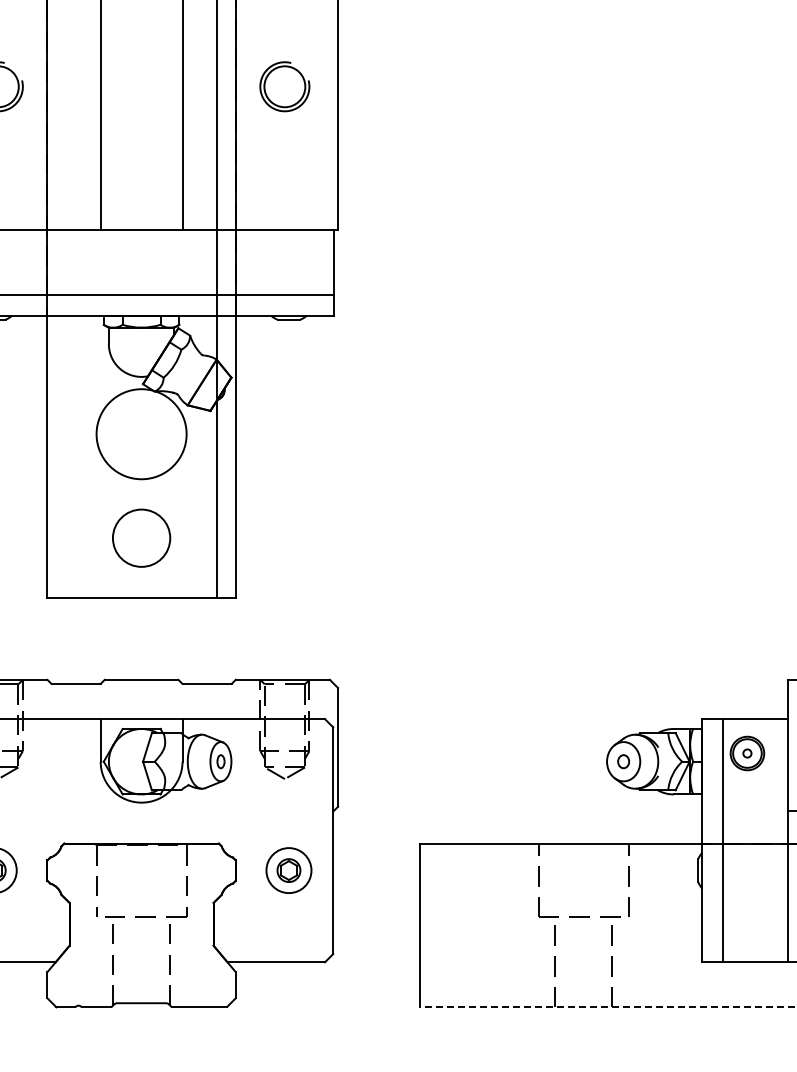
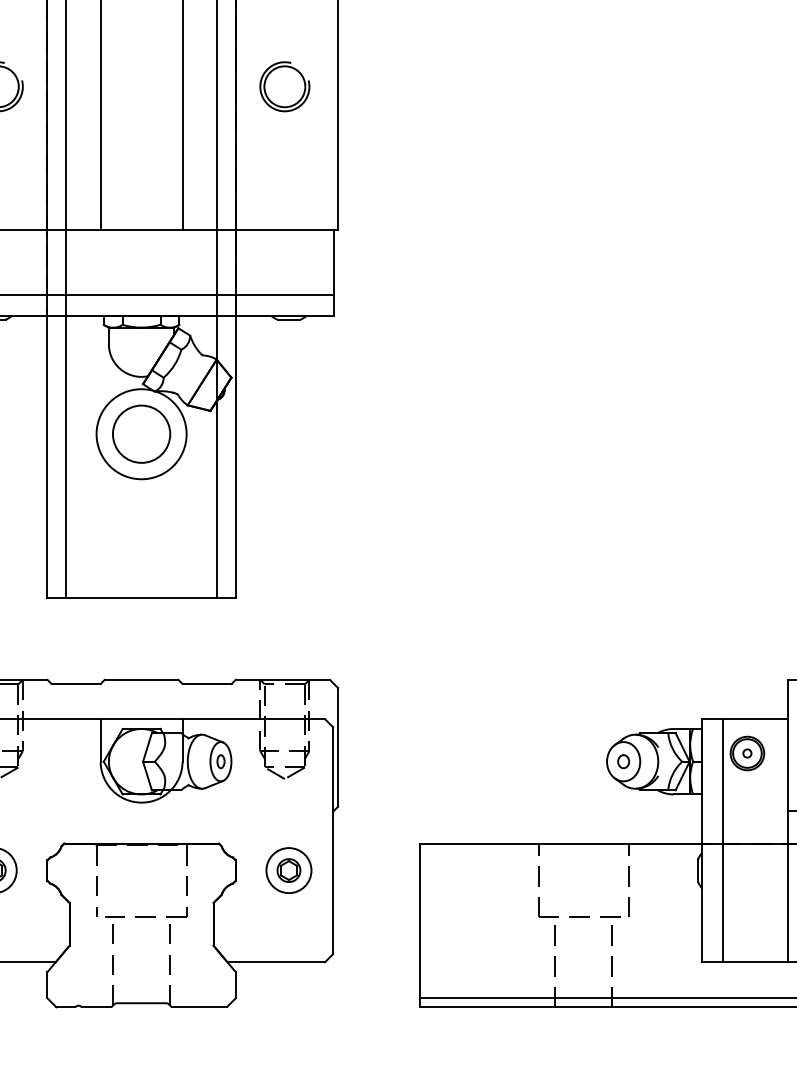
line: none -> present (66, 299)
circle position: (141, 537) -> (141, 433) (141, 433)
line: none -> present (606, 997)
line: dashed -> solid (607, 1007)
